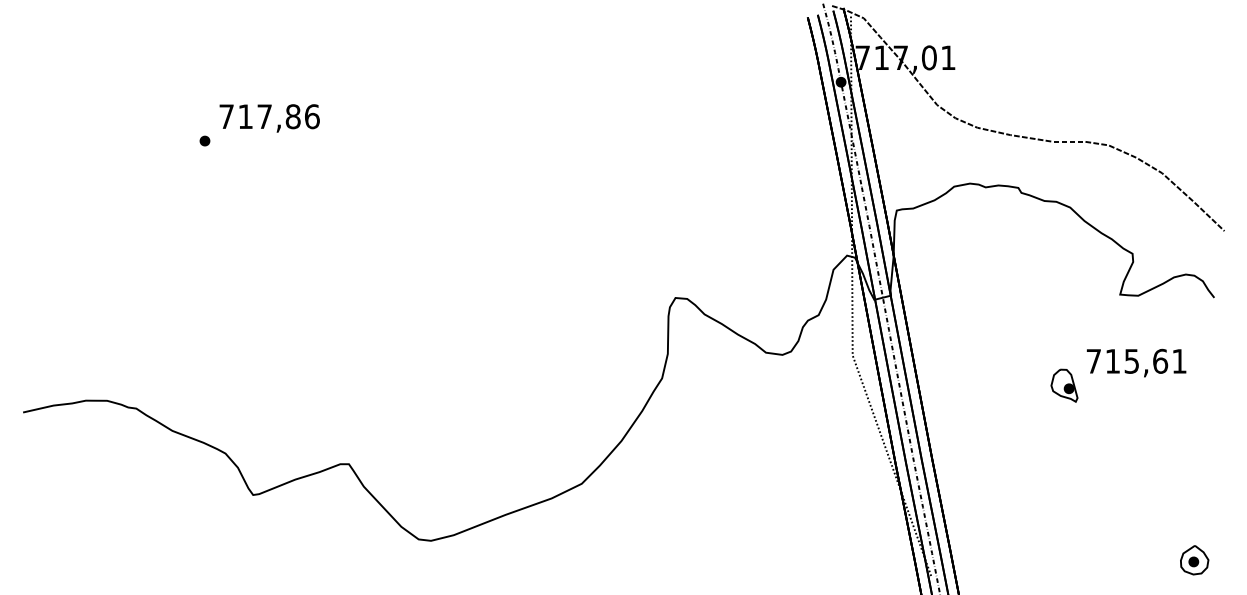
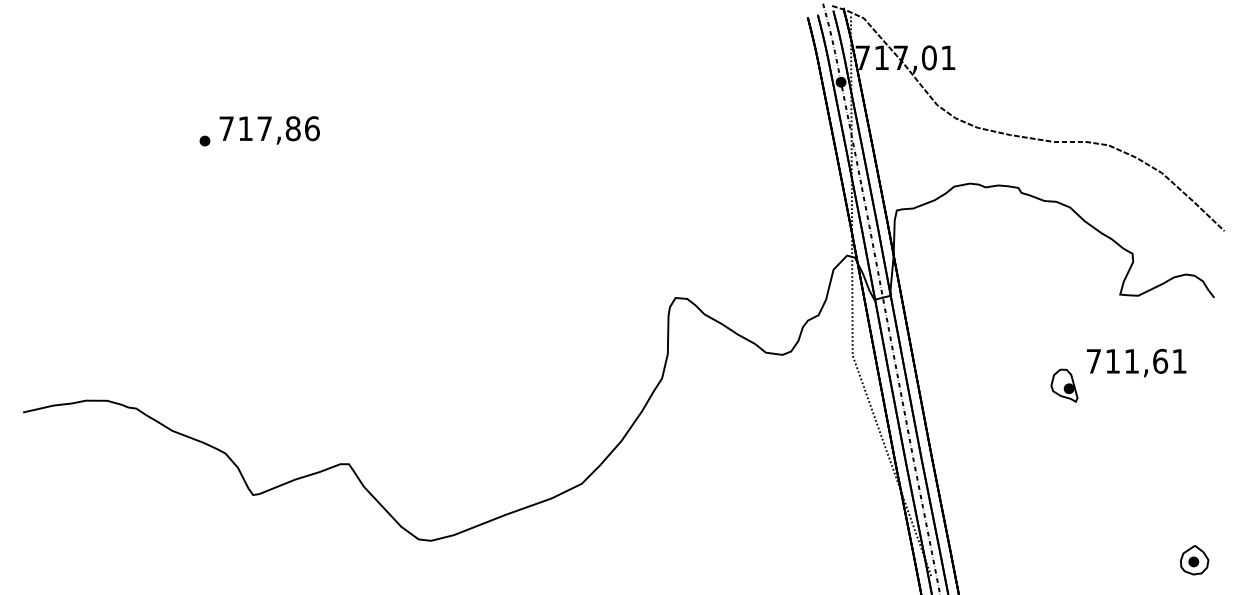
text position: (269, 118) -> (269, 130) (269, 130)
text: 715,61 -> 711,61 (1131, 361)
